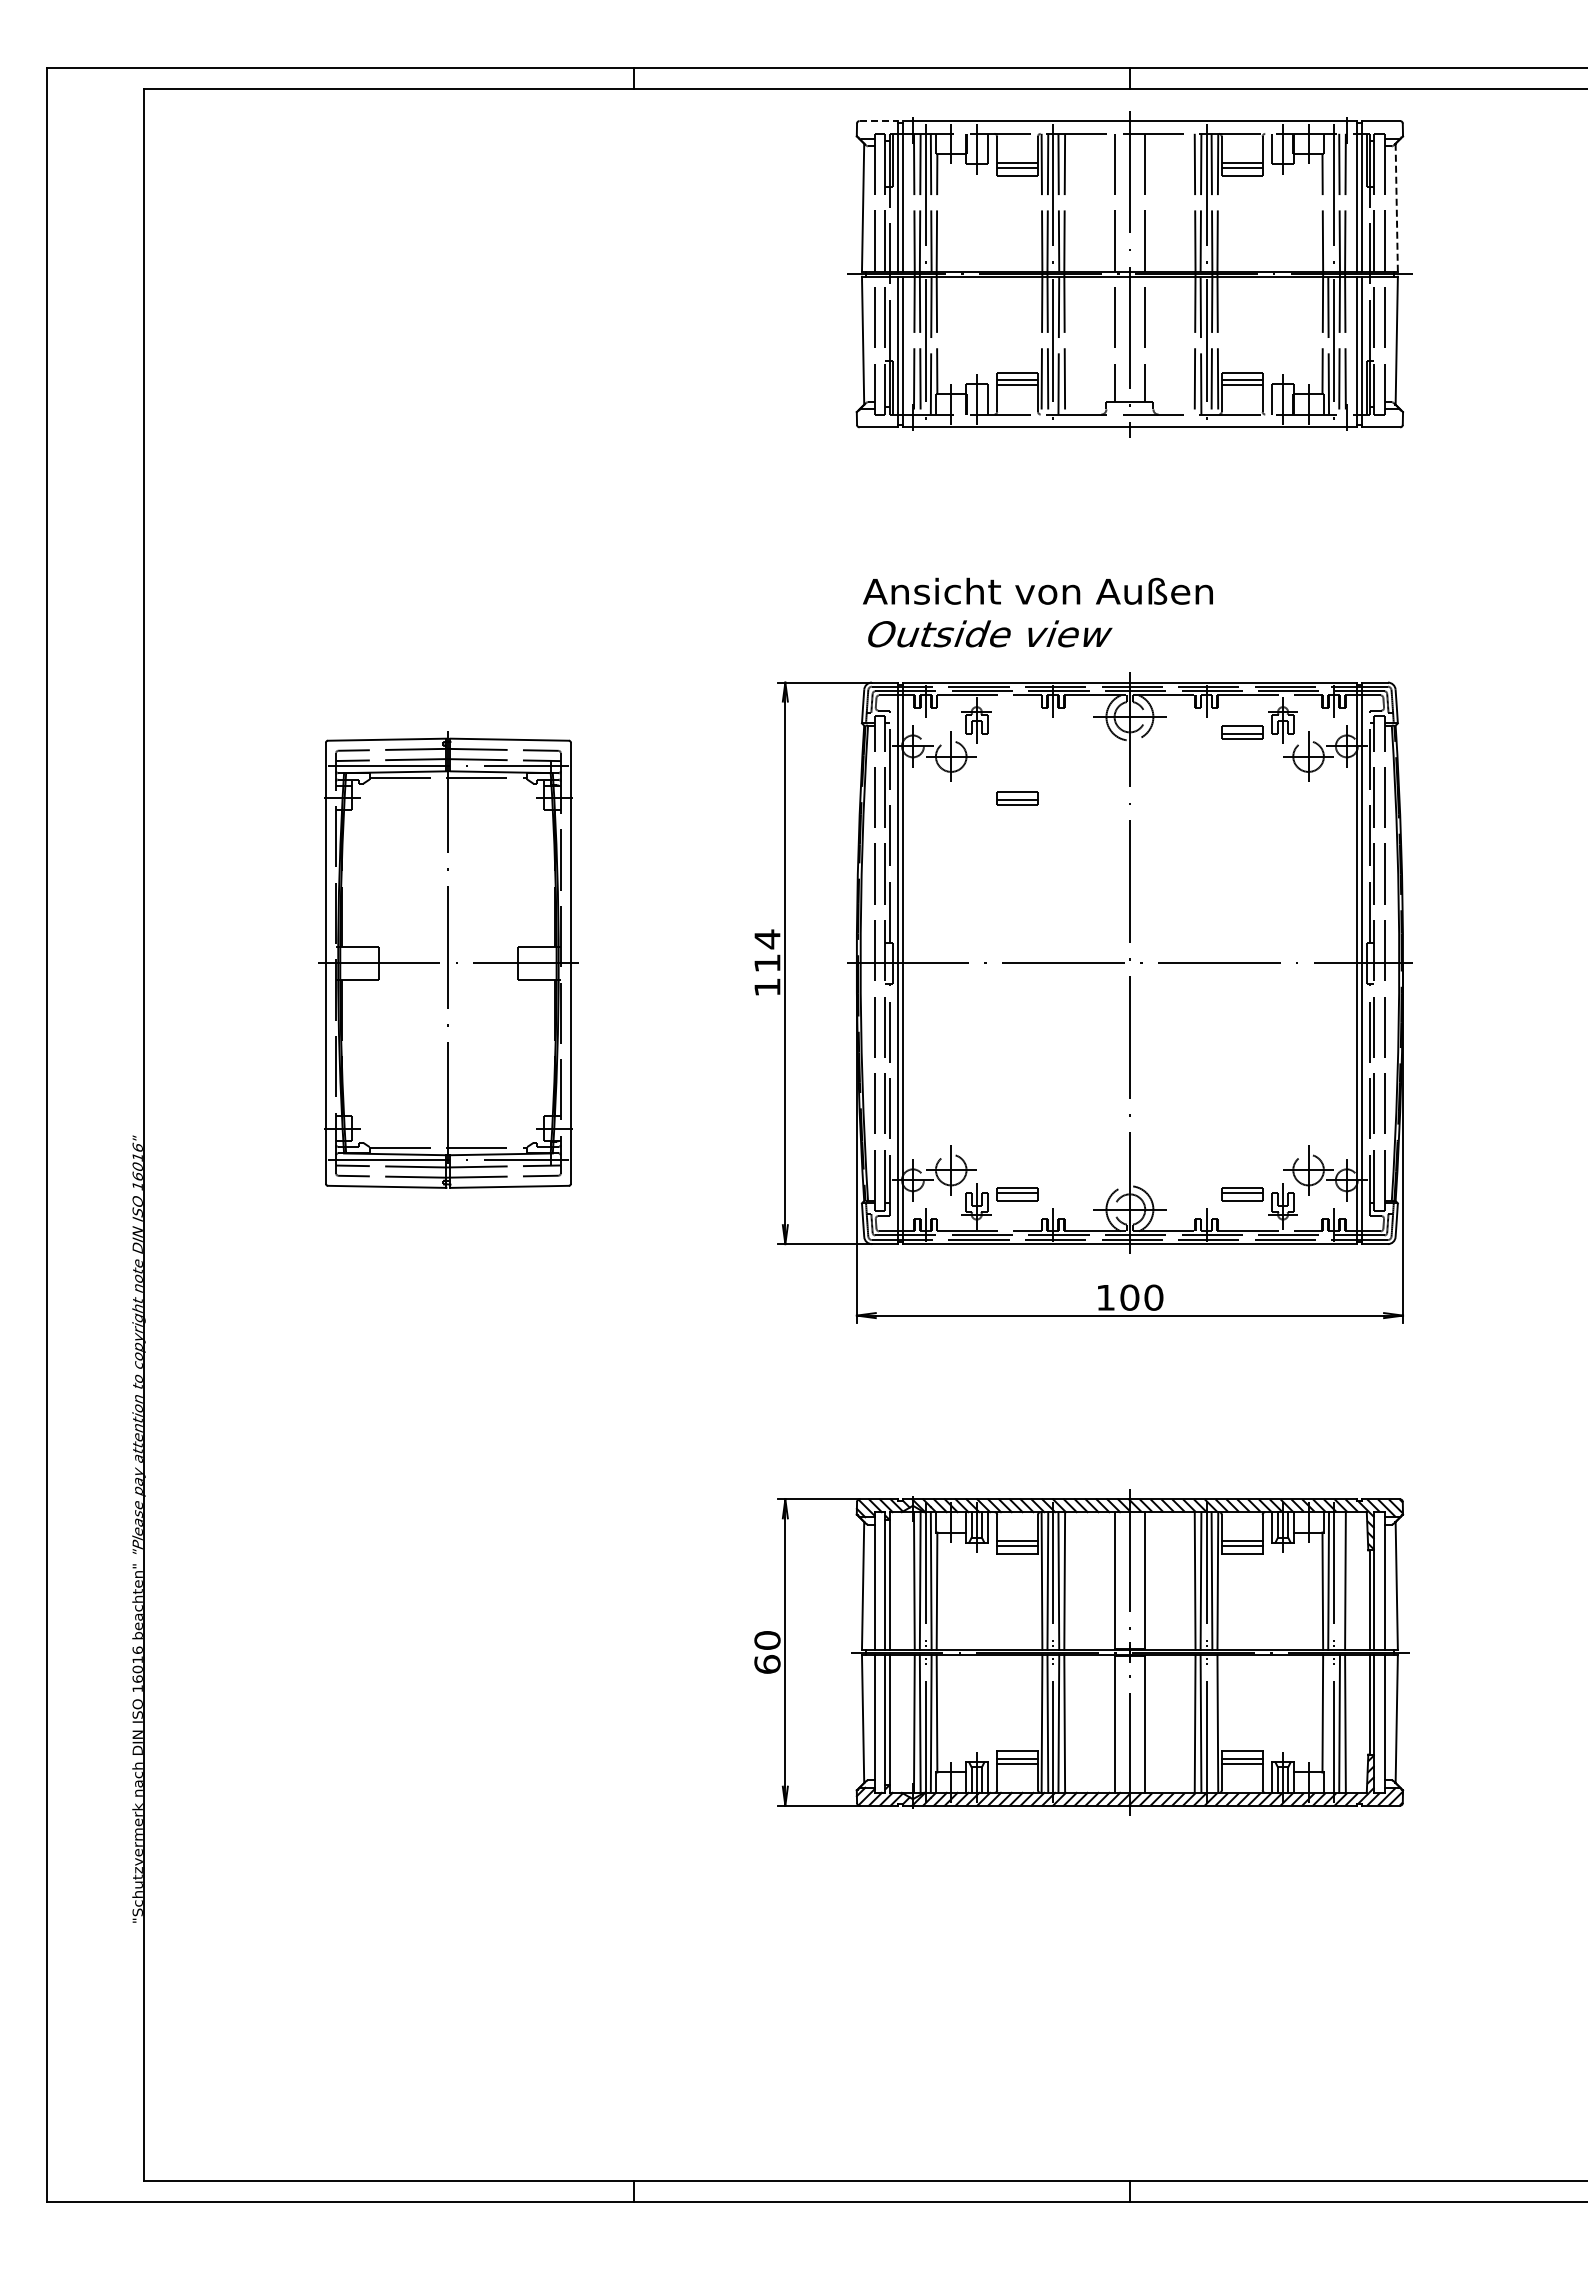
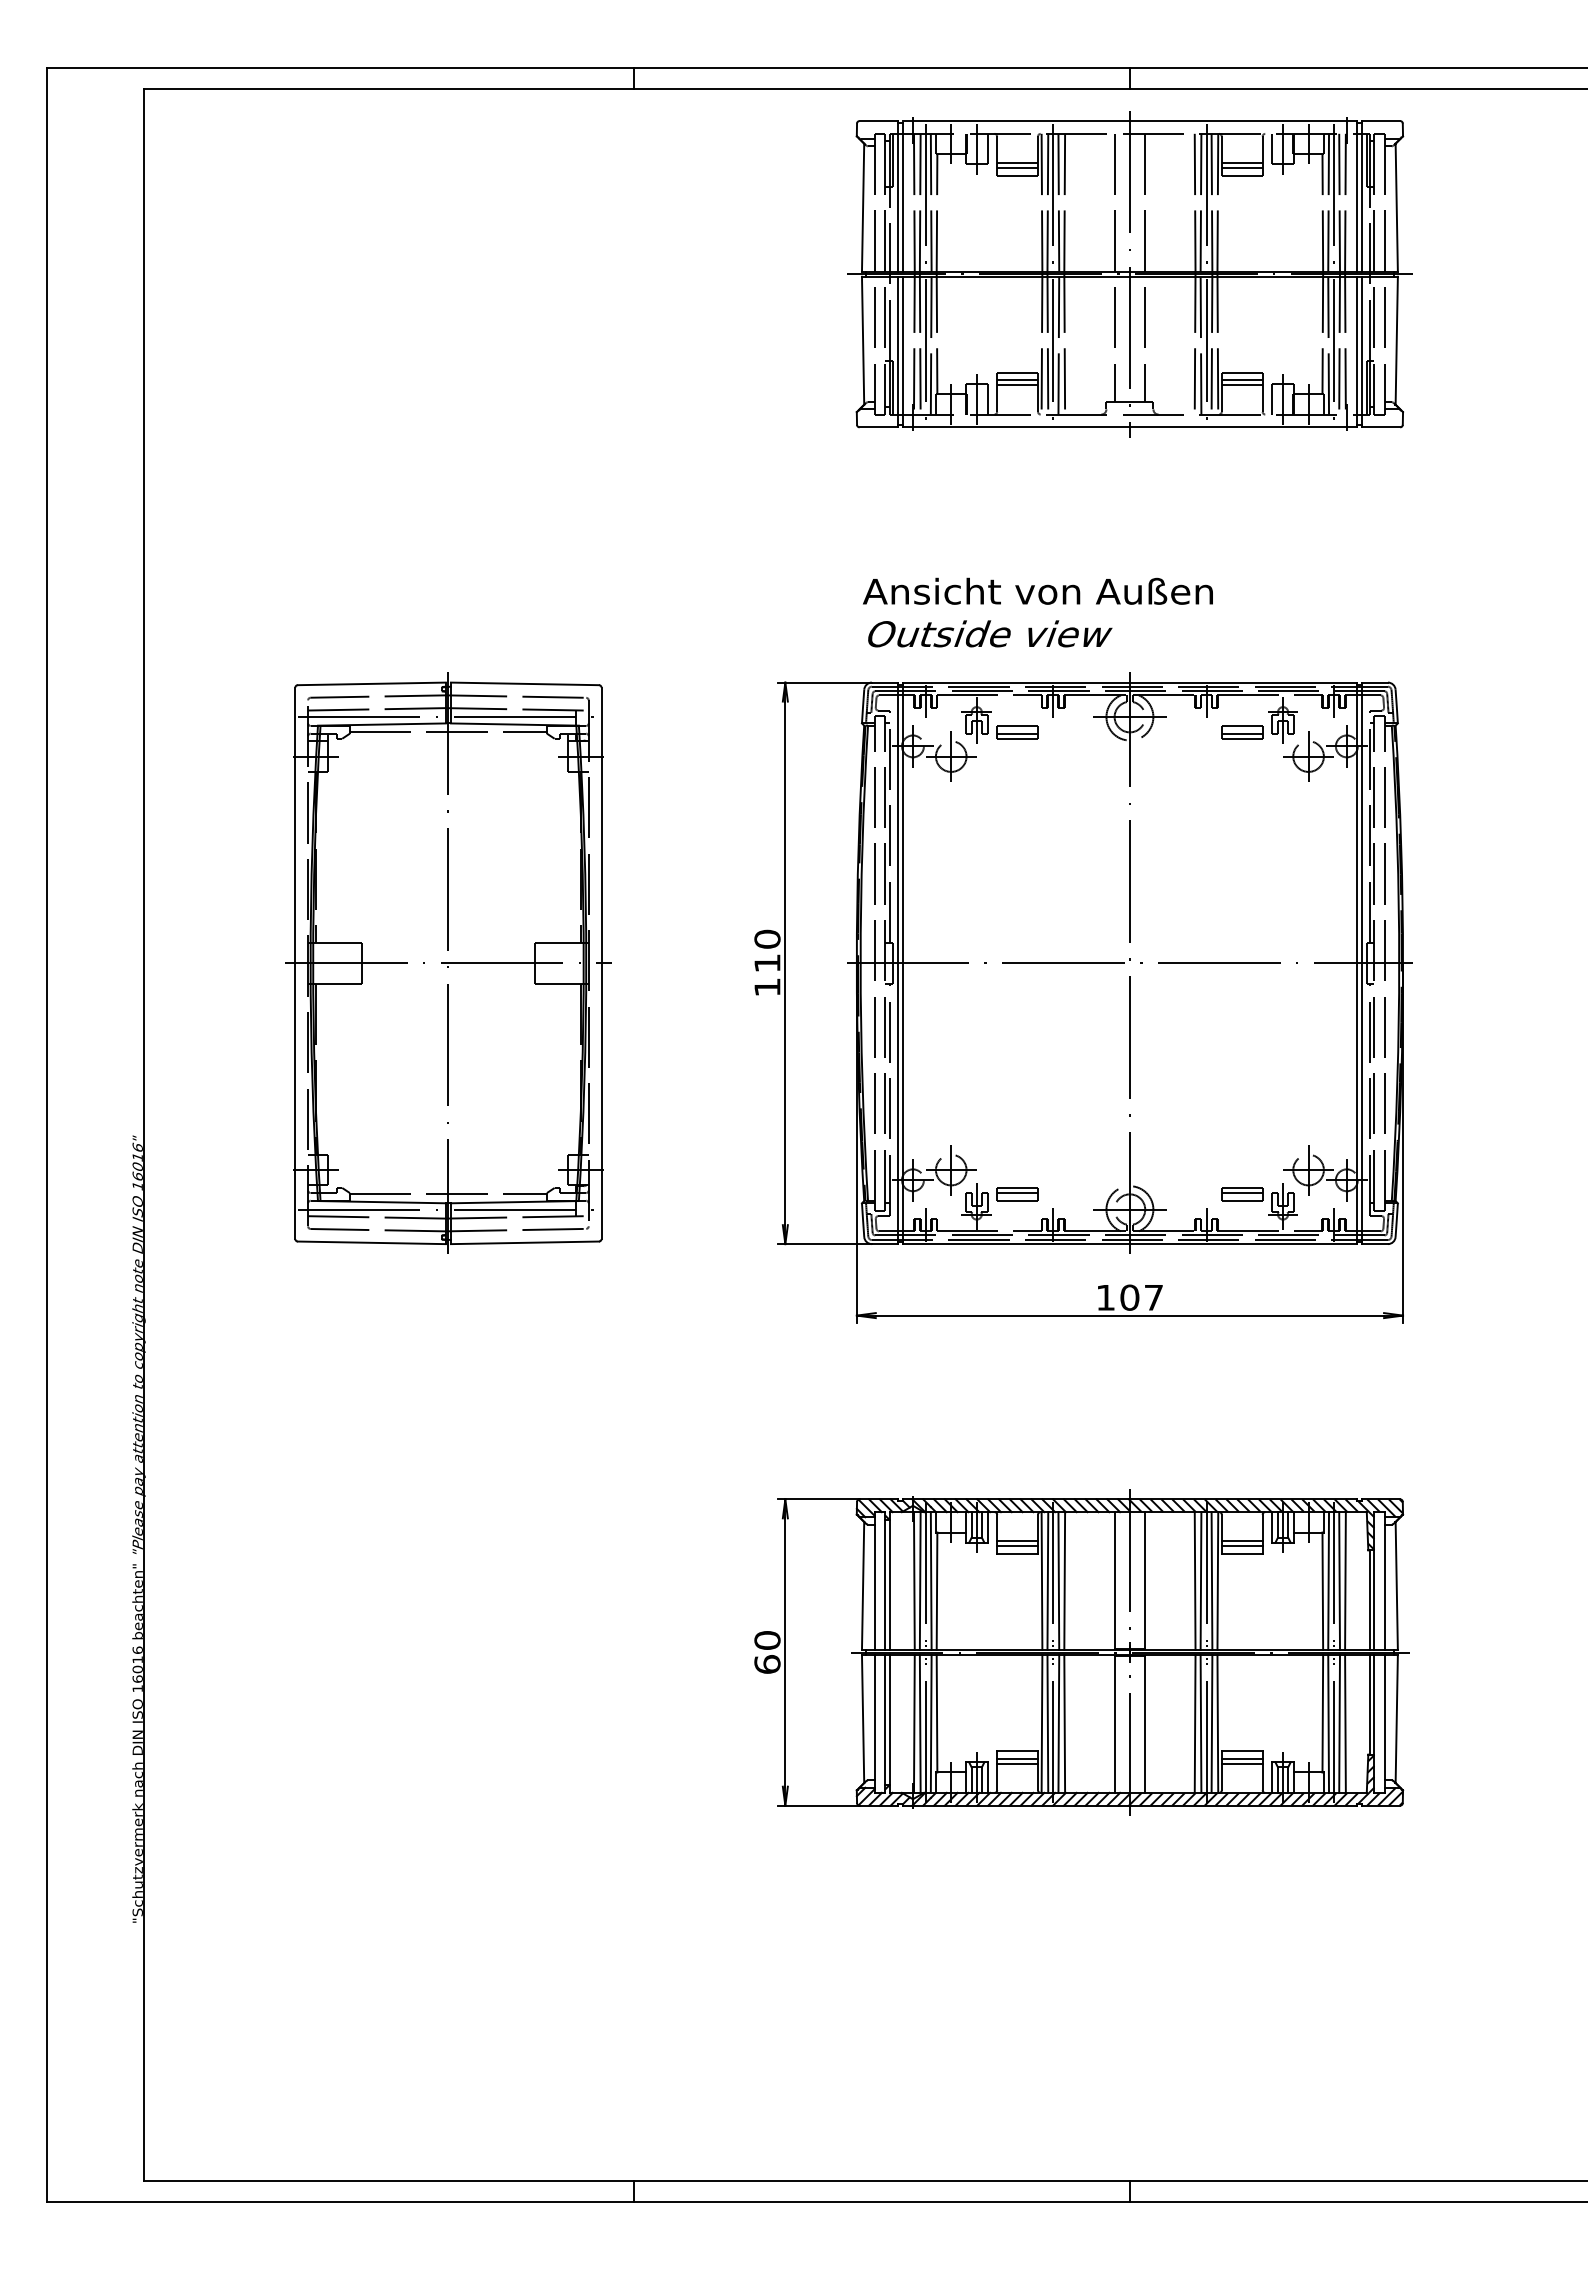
line: dashed -> solid (879, 121)
line: none -> present (1328, 202)
line: dashed -> solid (1396, 207)
part position: (1017, 798) -> (1017, 732) (1017, 732)
text: 114 -> 110 (767, 939)
part size: 261x458 px -> 327x582 px (448, 962)
text: 100 -> 107 (1153, 1297)
line: none -> present (1339, 1580)
line: none -> present (1211, 1723)
line: none -> present (1328, 1723)
